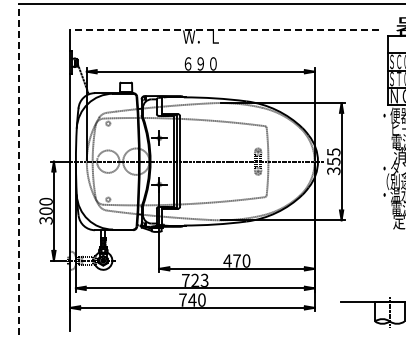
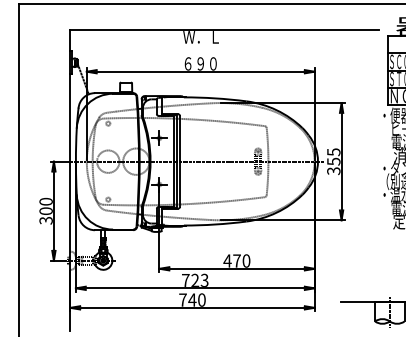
line: dashed -> solid (224, 29)
line: dashed -> solid (19, 169)
